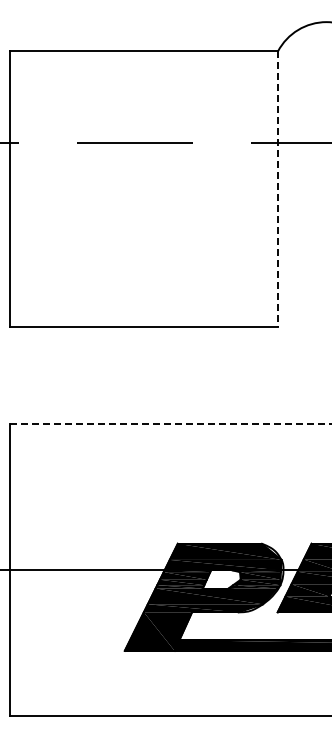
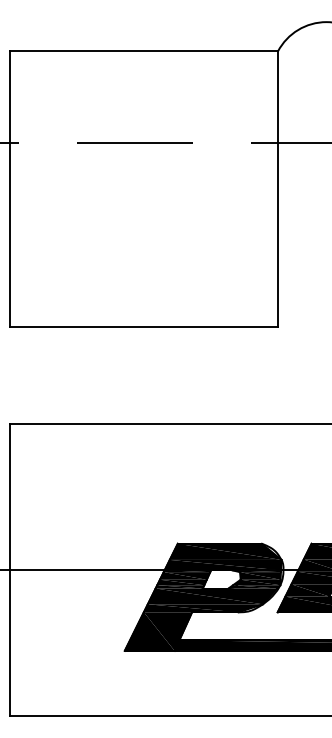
line: dashed -> solid (278, 189)
line: dashed -> solid (170, 423)
